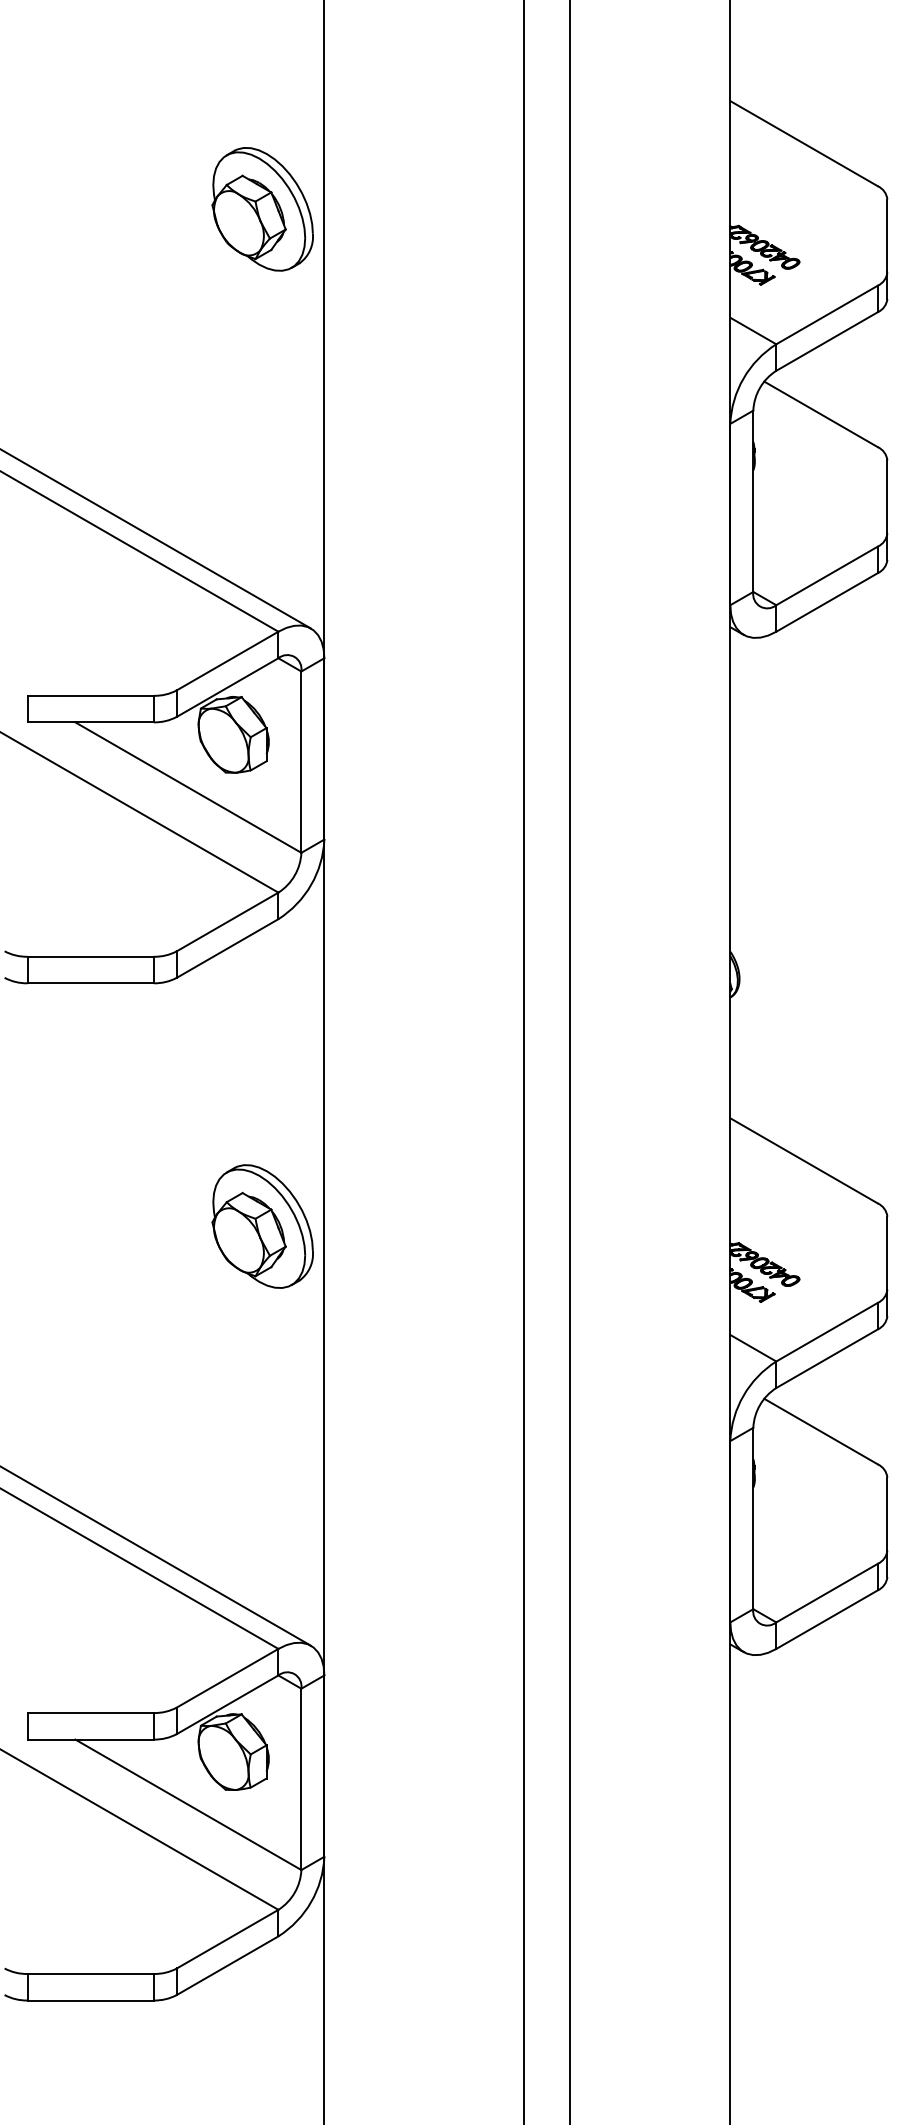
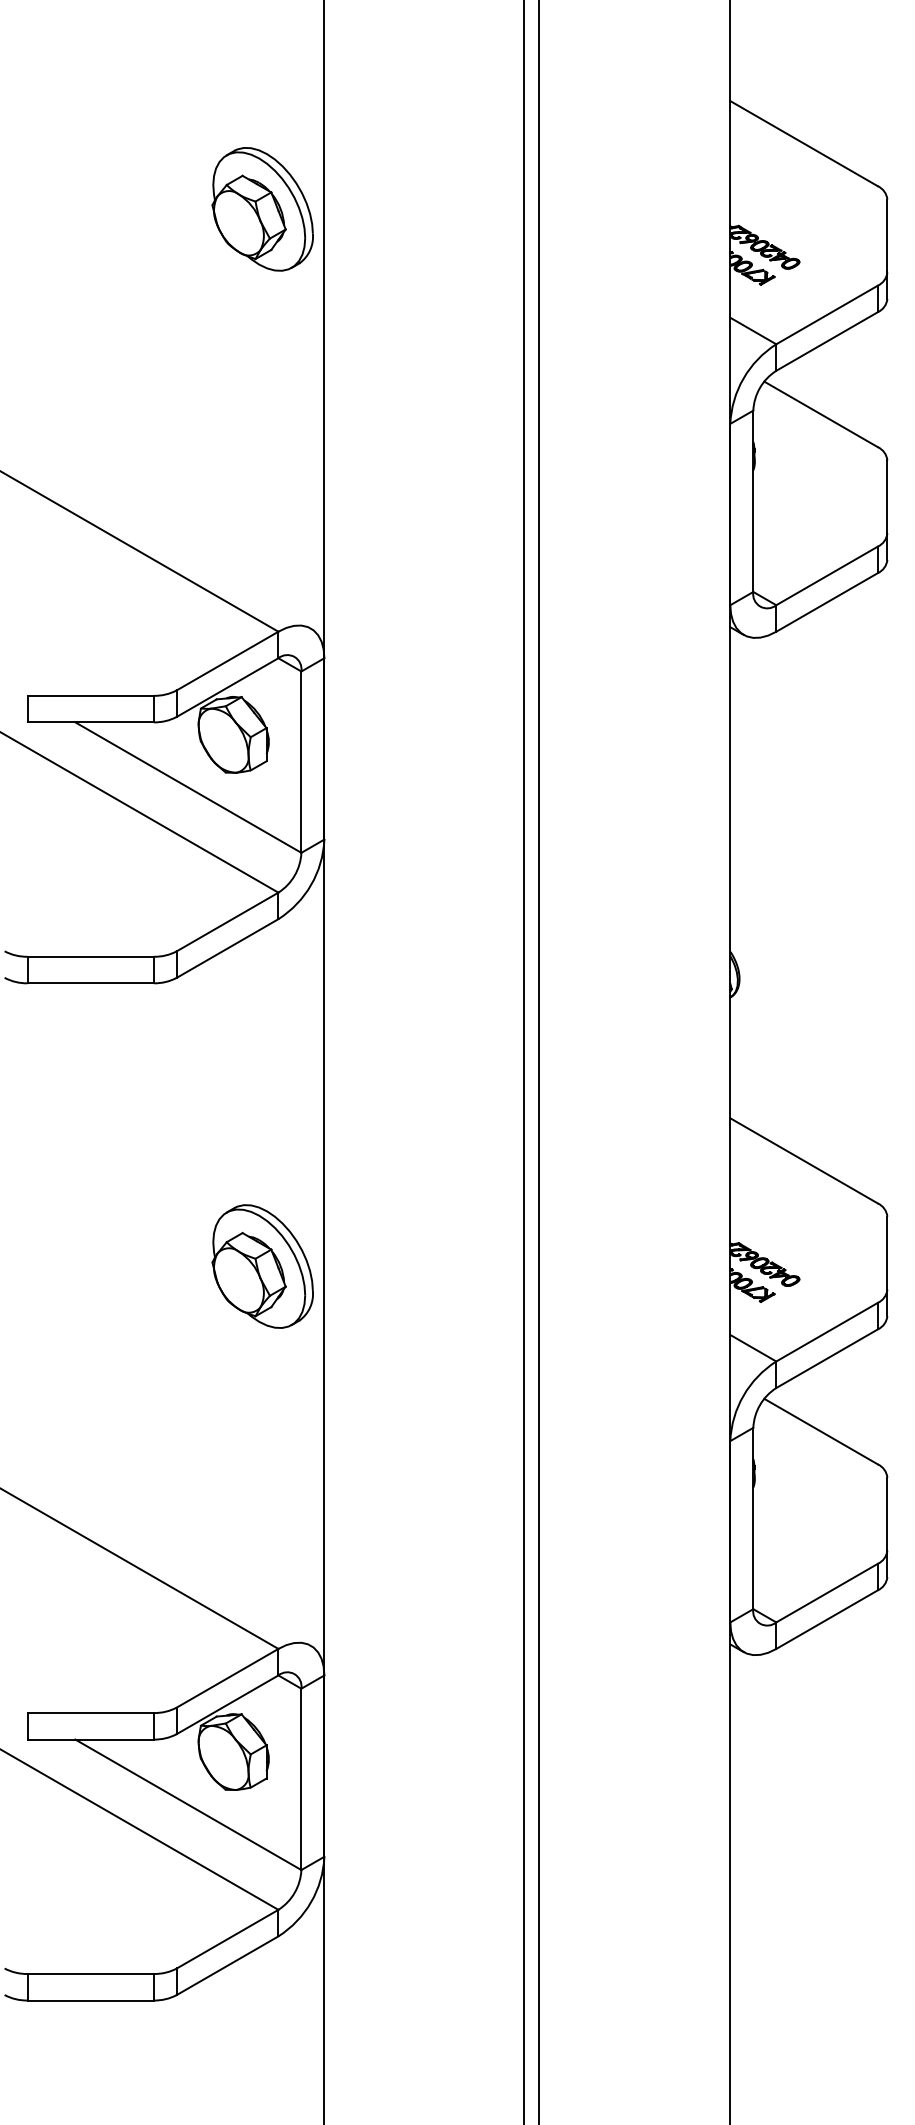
line: present -> none (156, 539)
line position: (569, 1061) -> (538, 1061) (538, 1061)
part position: (262, 1226) -> (262, 1266) (262, 1266)
line: present -> none (156, 1556)
